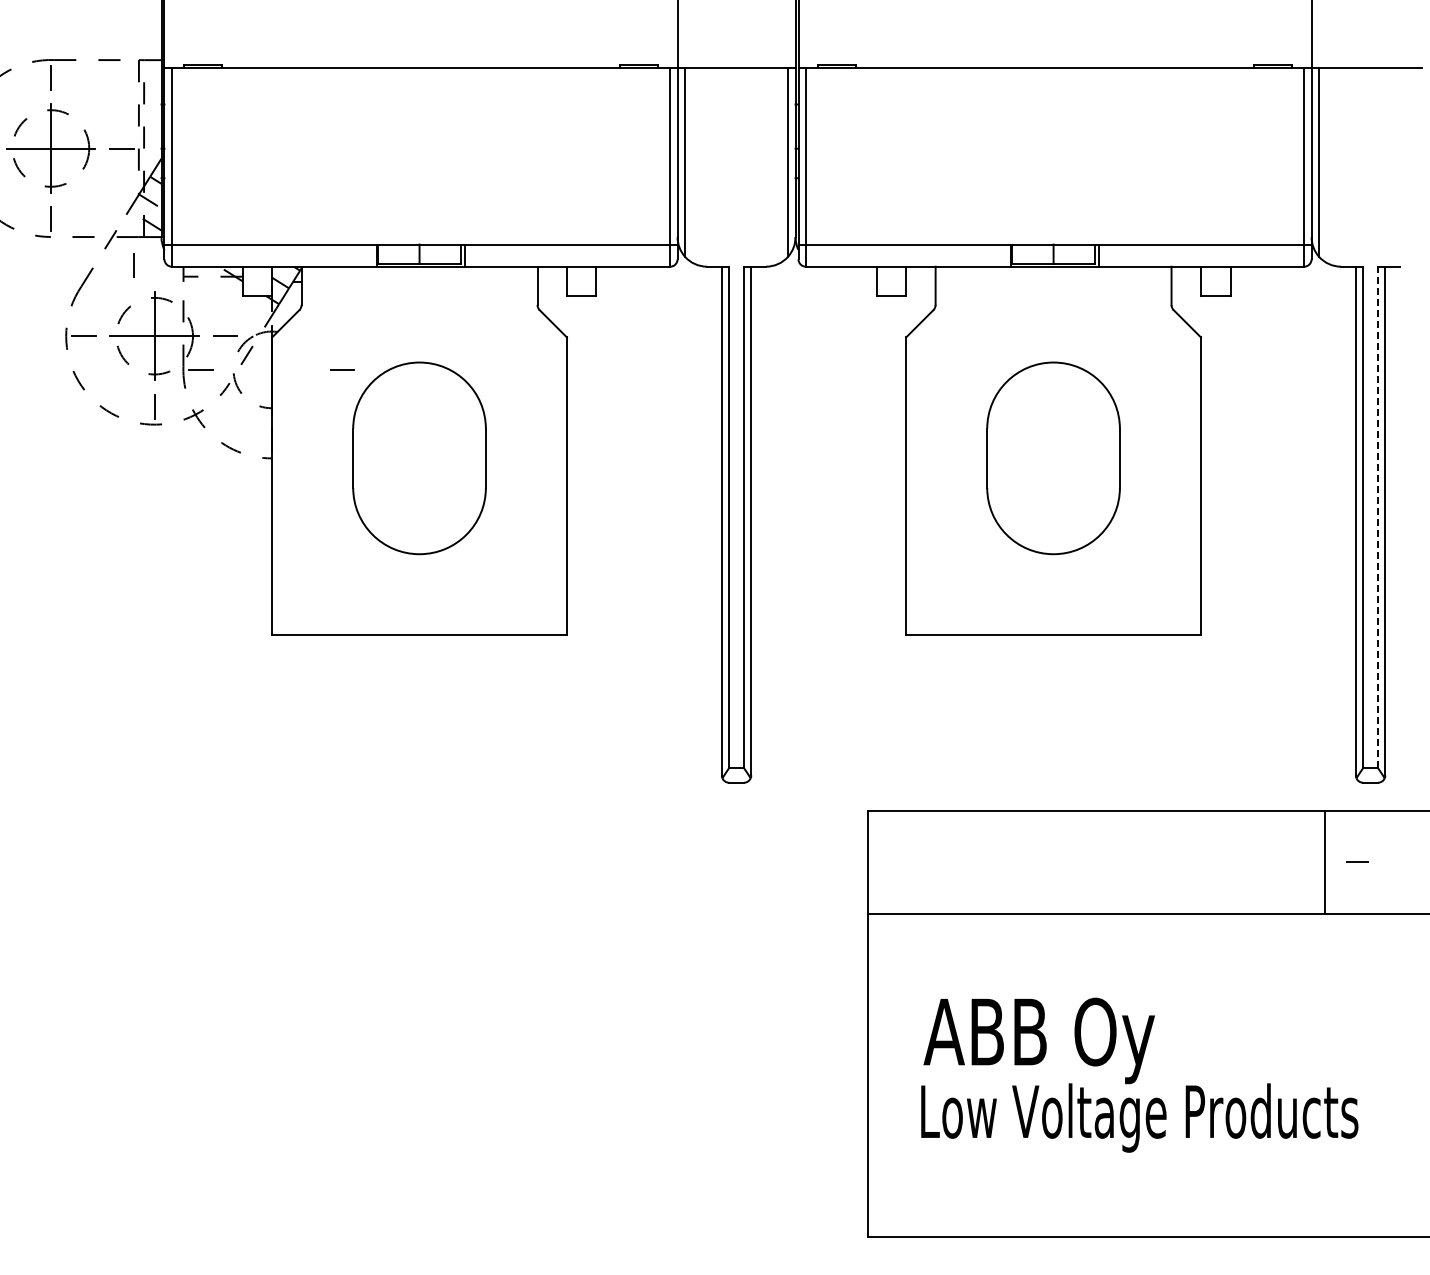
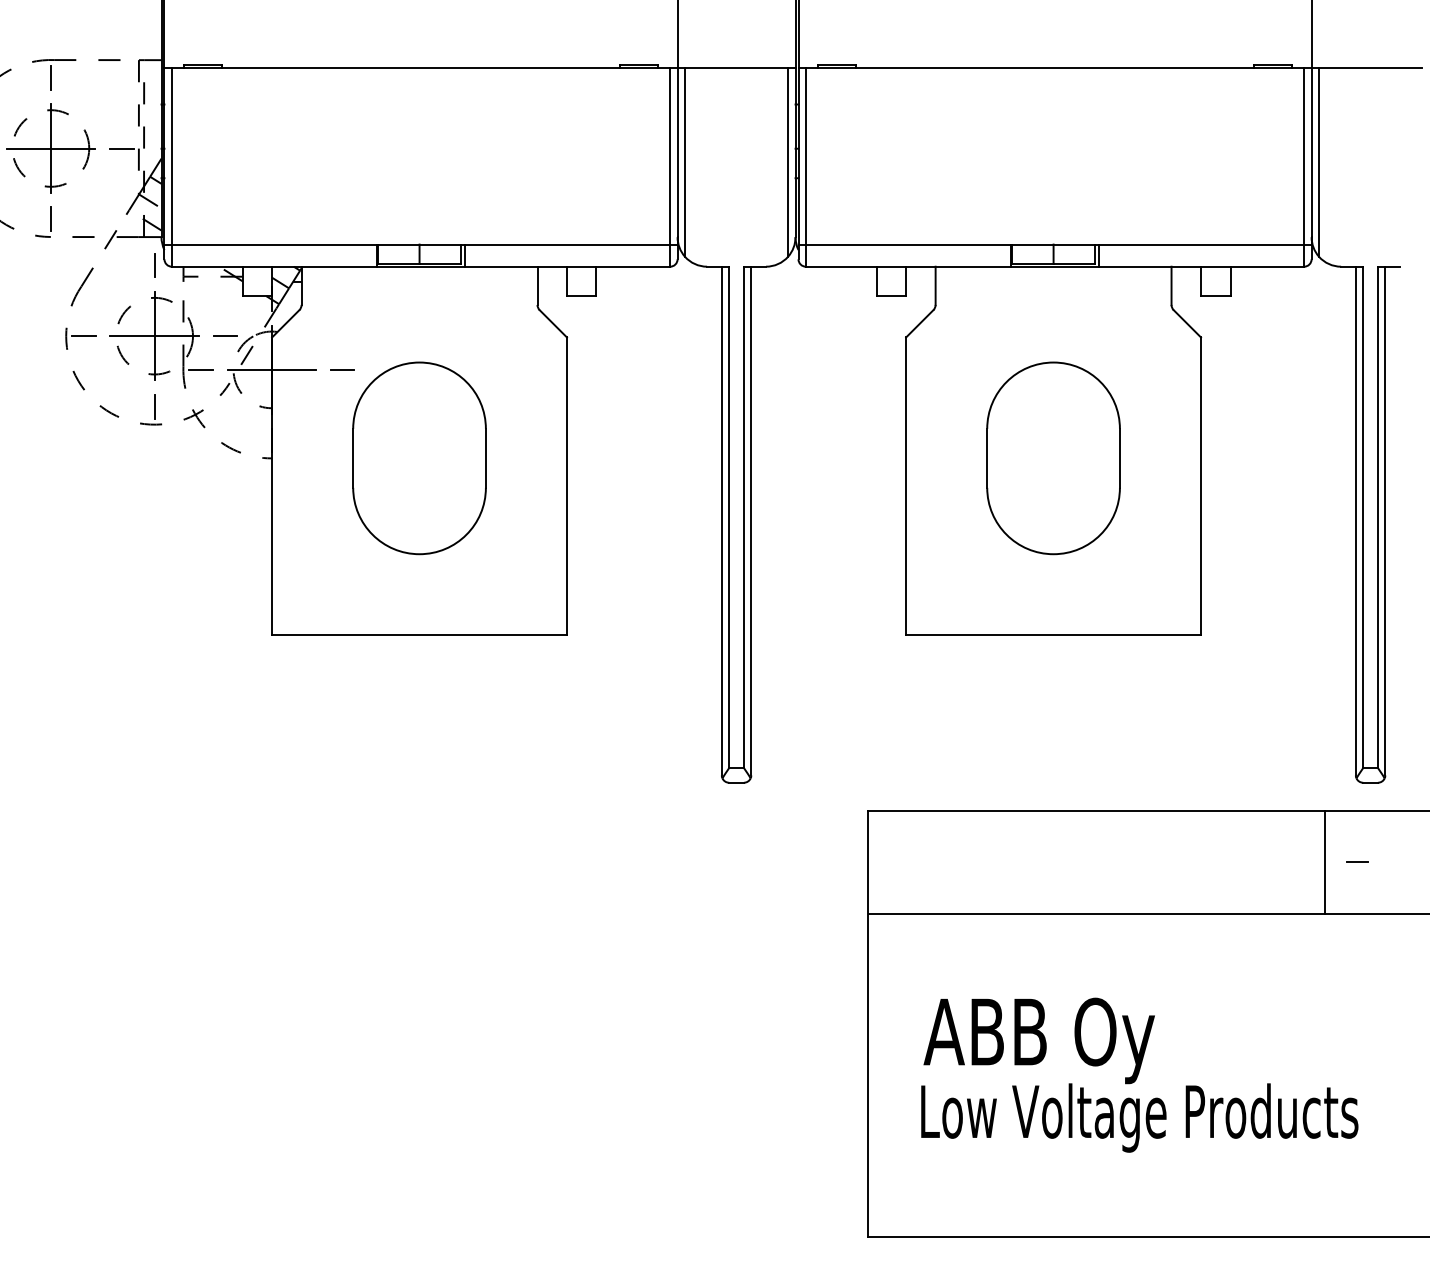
line position: (133, 265) -> (154, 265) (154, 265)
line: none -> present (271, 369)
line: dashed -> solid (1377, 517)
